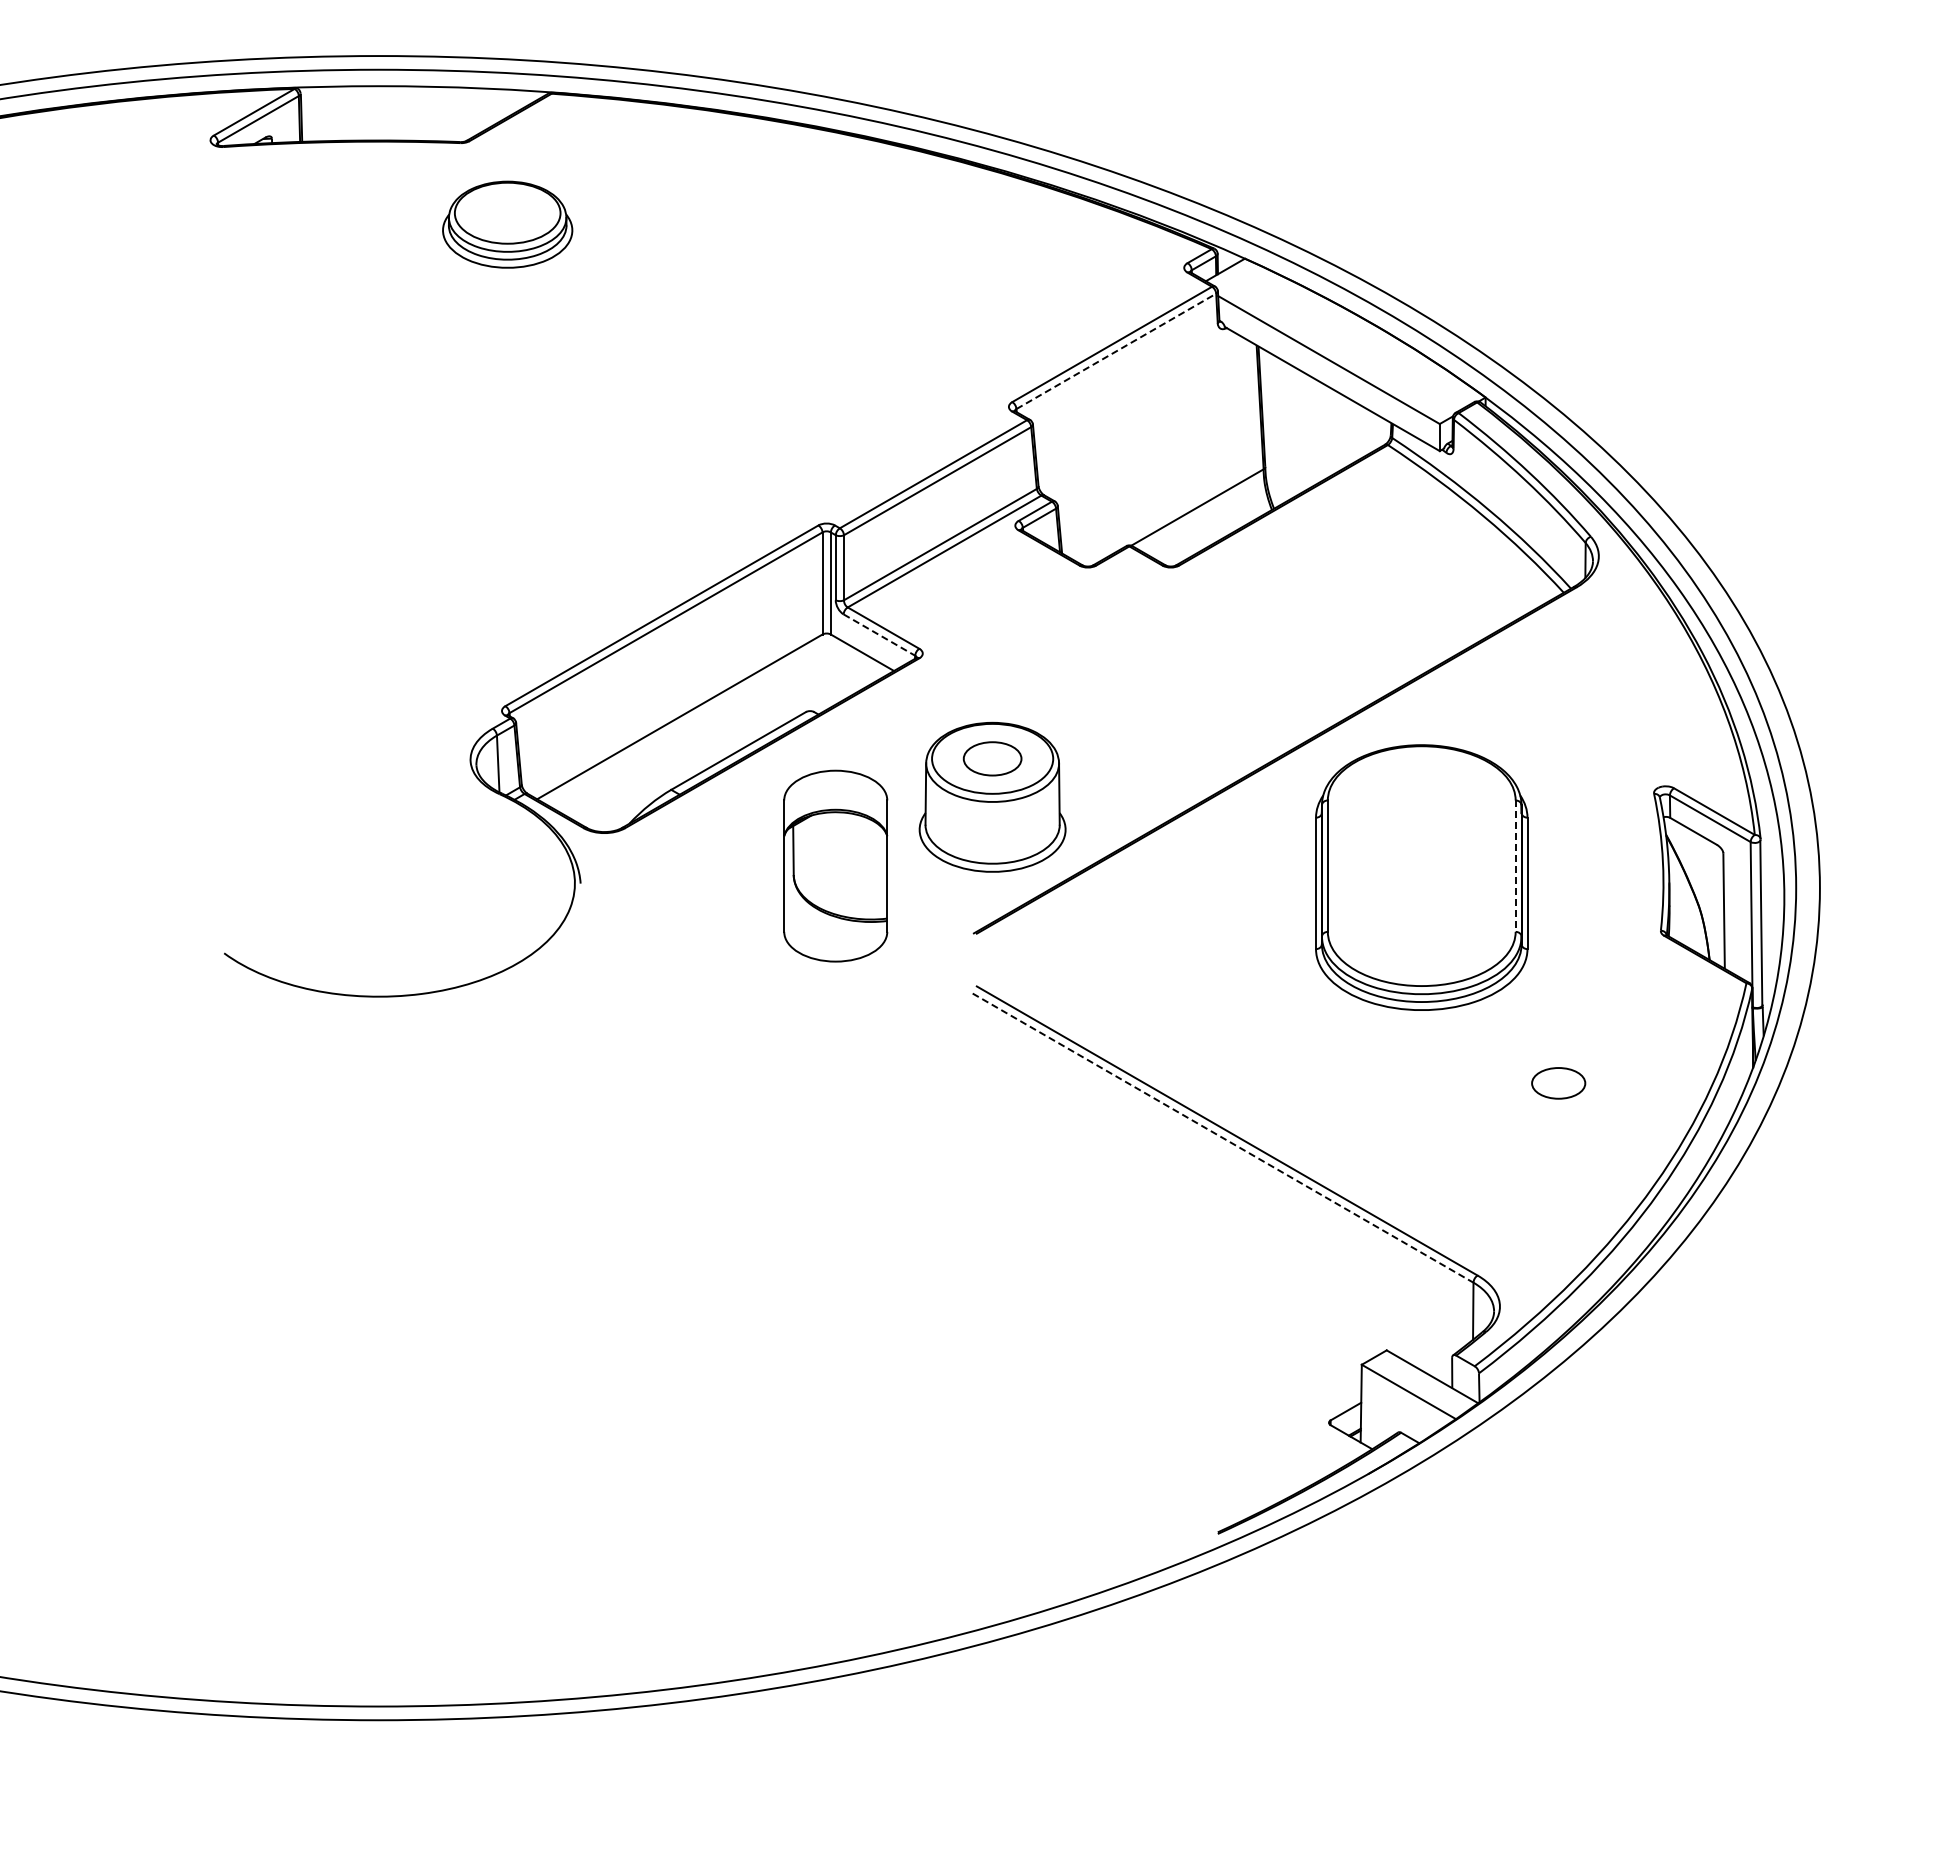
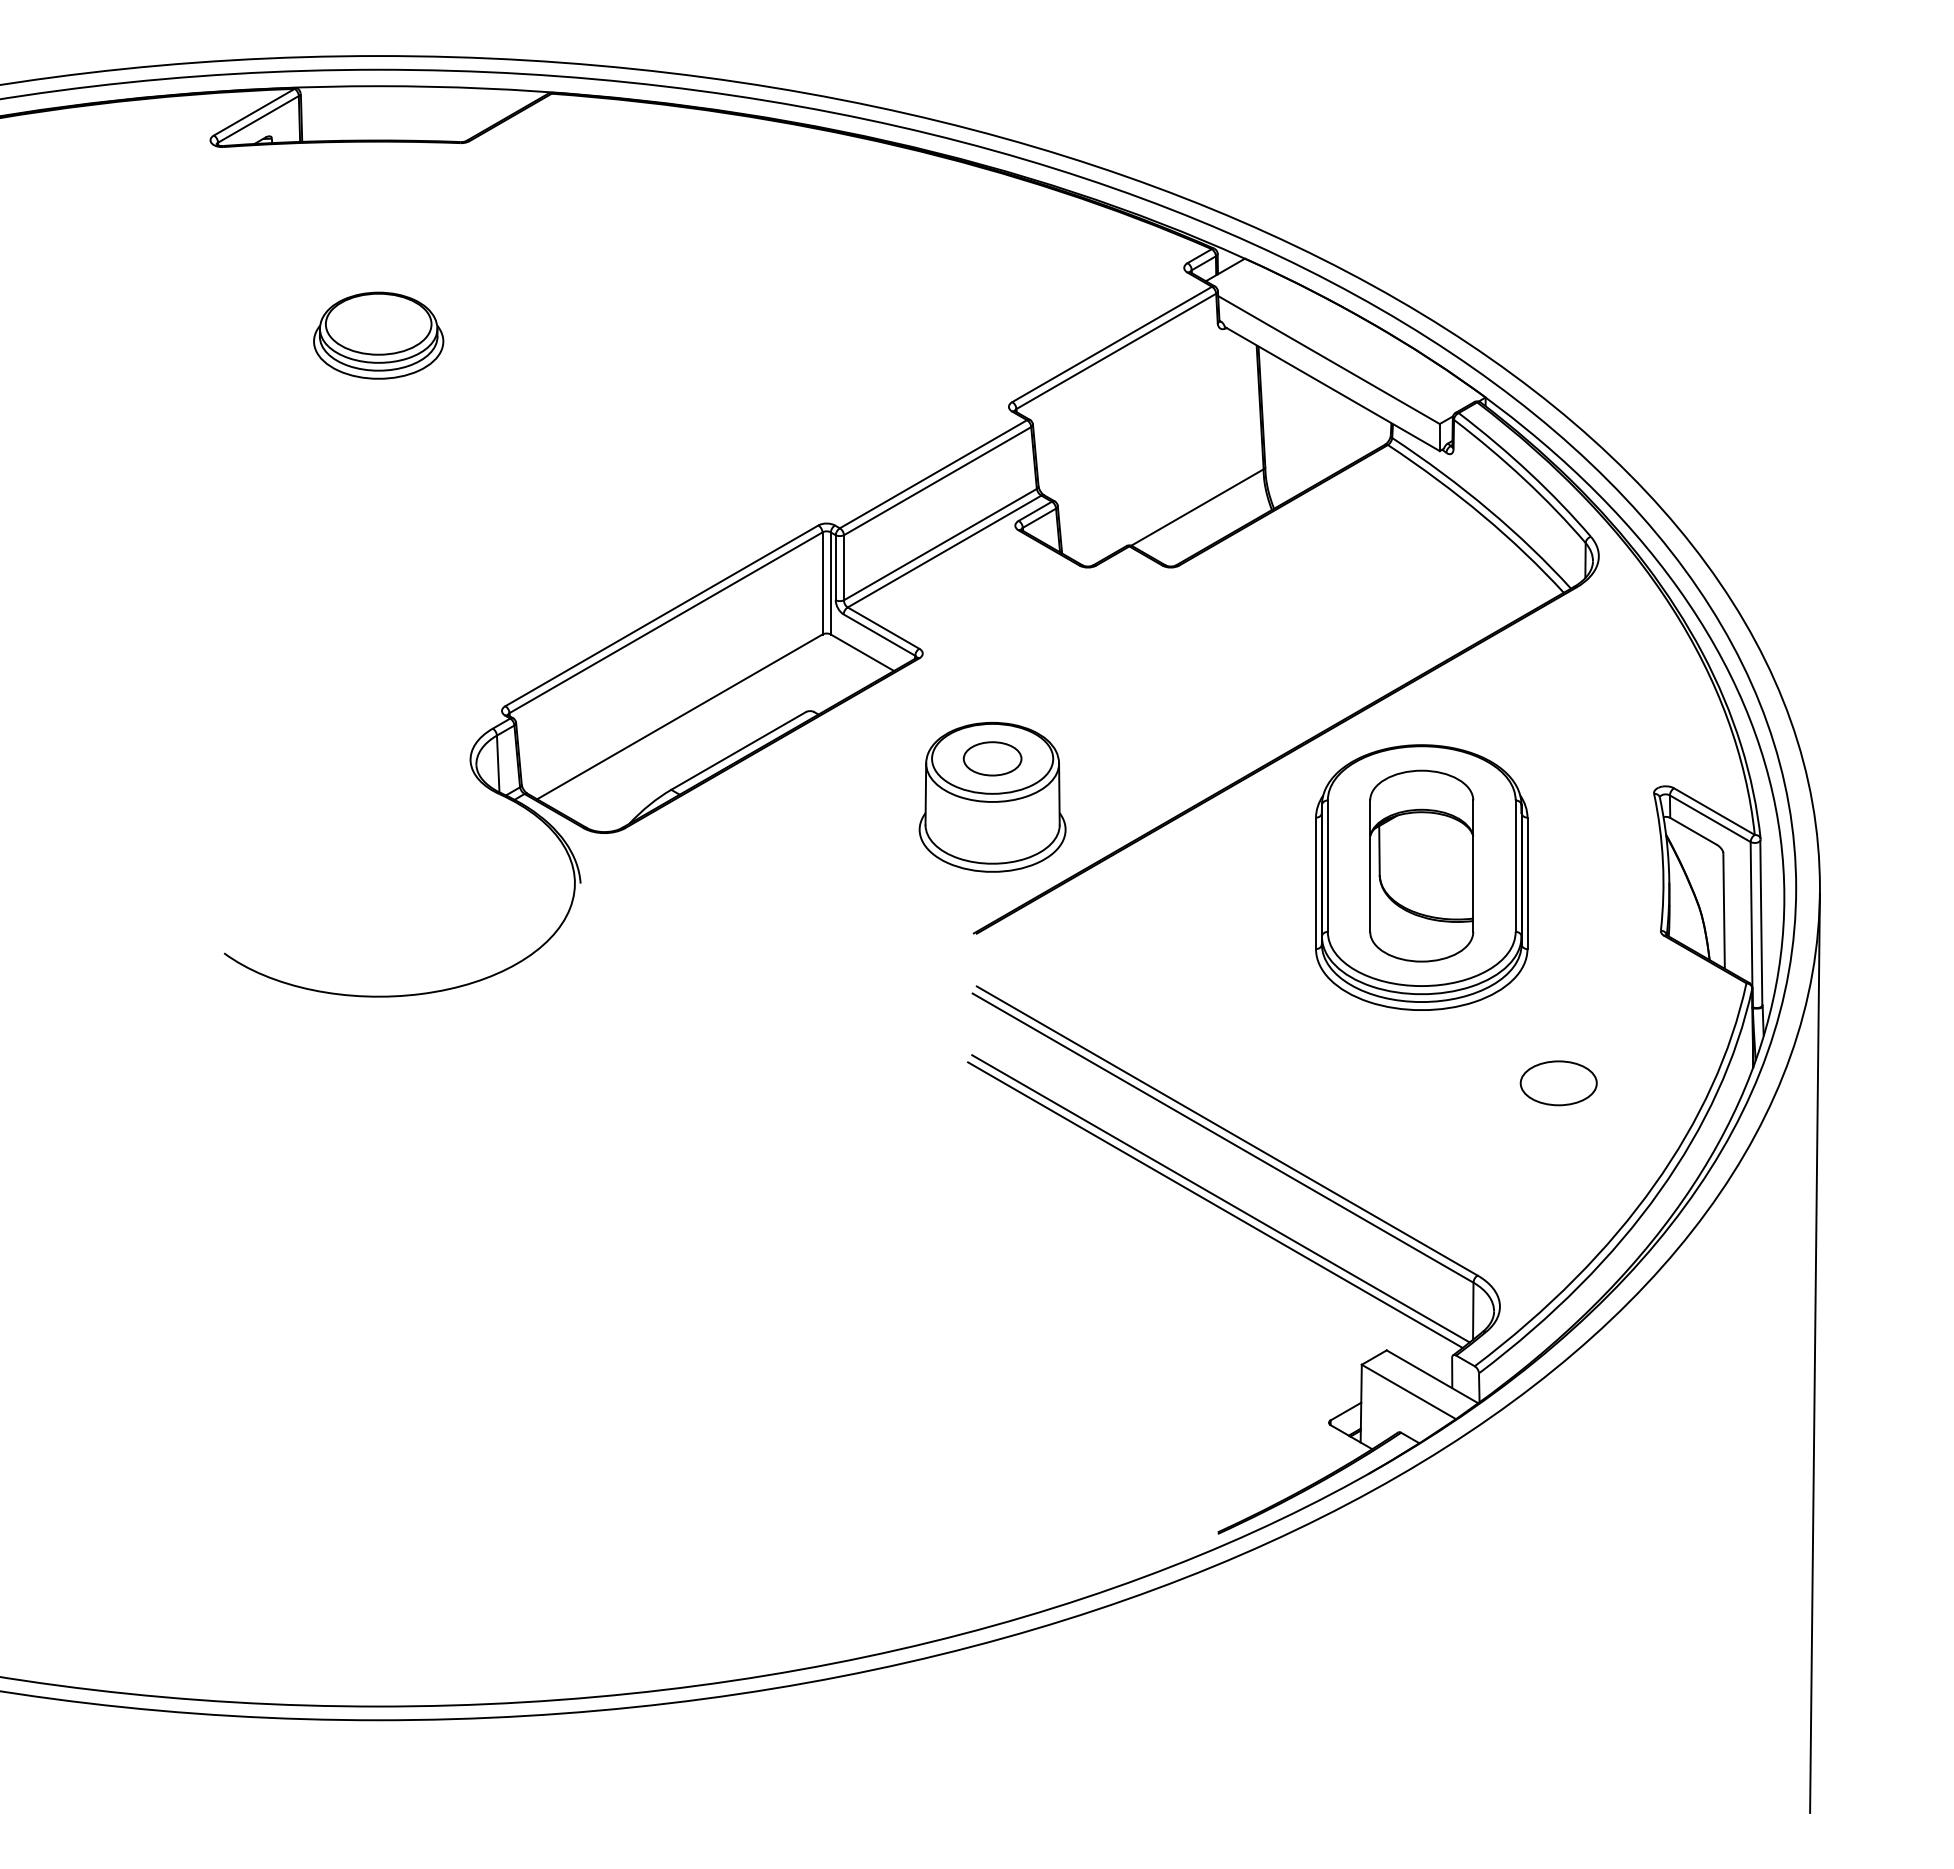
part position: (507, 224) -> (378, 335) (378, 335)
line: dashed -> solid (1116, 351)
line: dashed -> solid (879, 635)
part position: (835, 865) -> (1421, 865) (1421, 865)
line: dashed -> solid (1515, 866)
part size: 56x33 px -> 79x47 px (1558, 1083)
line: dashed -> solid (1223, 1138)
line: none -> present (1220, 1198)
line: none -> present (1215, 1204)
line: none -> present (1814, 1352)
